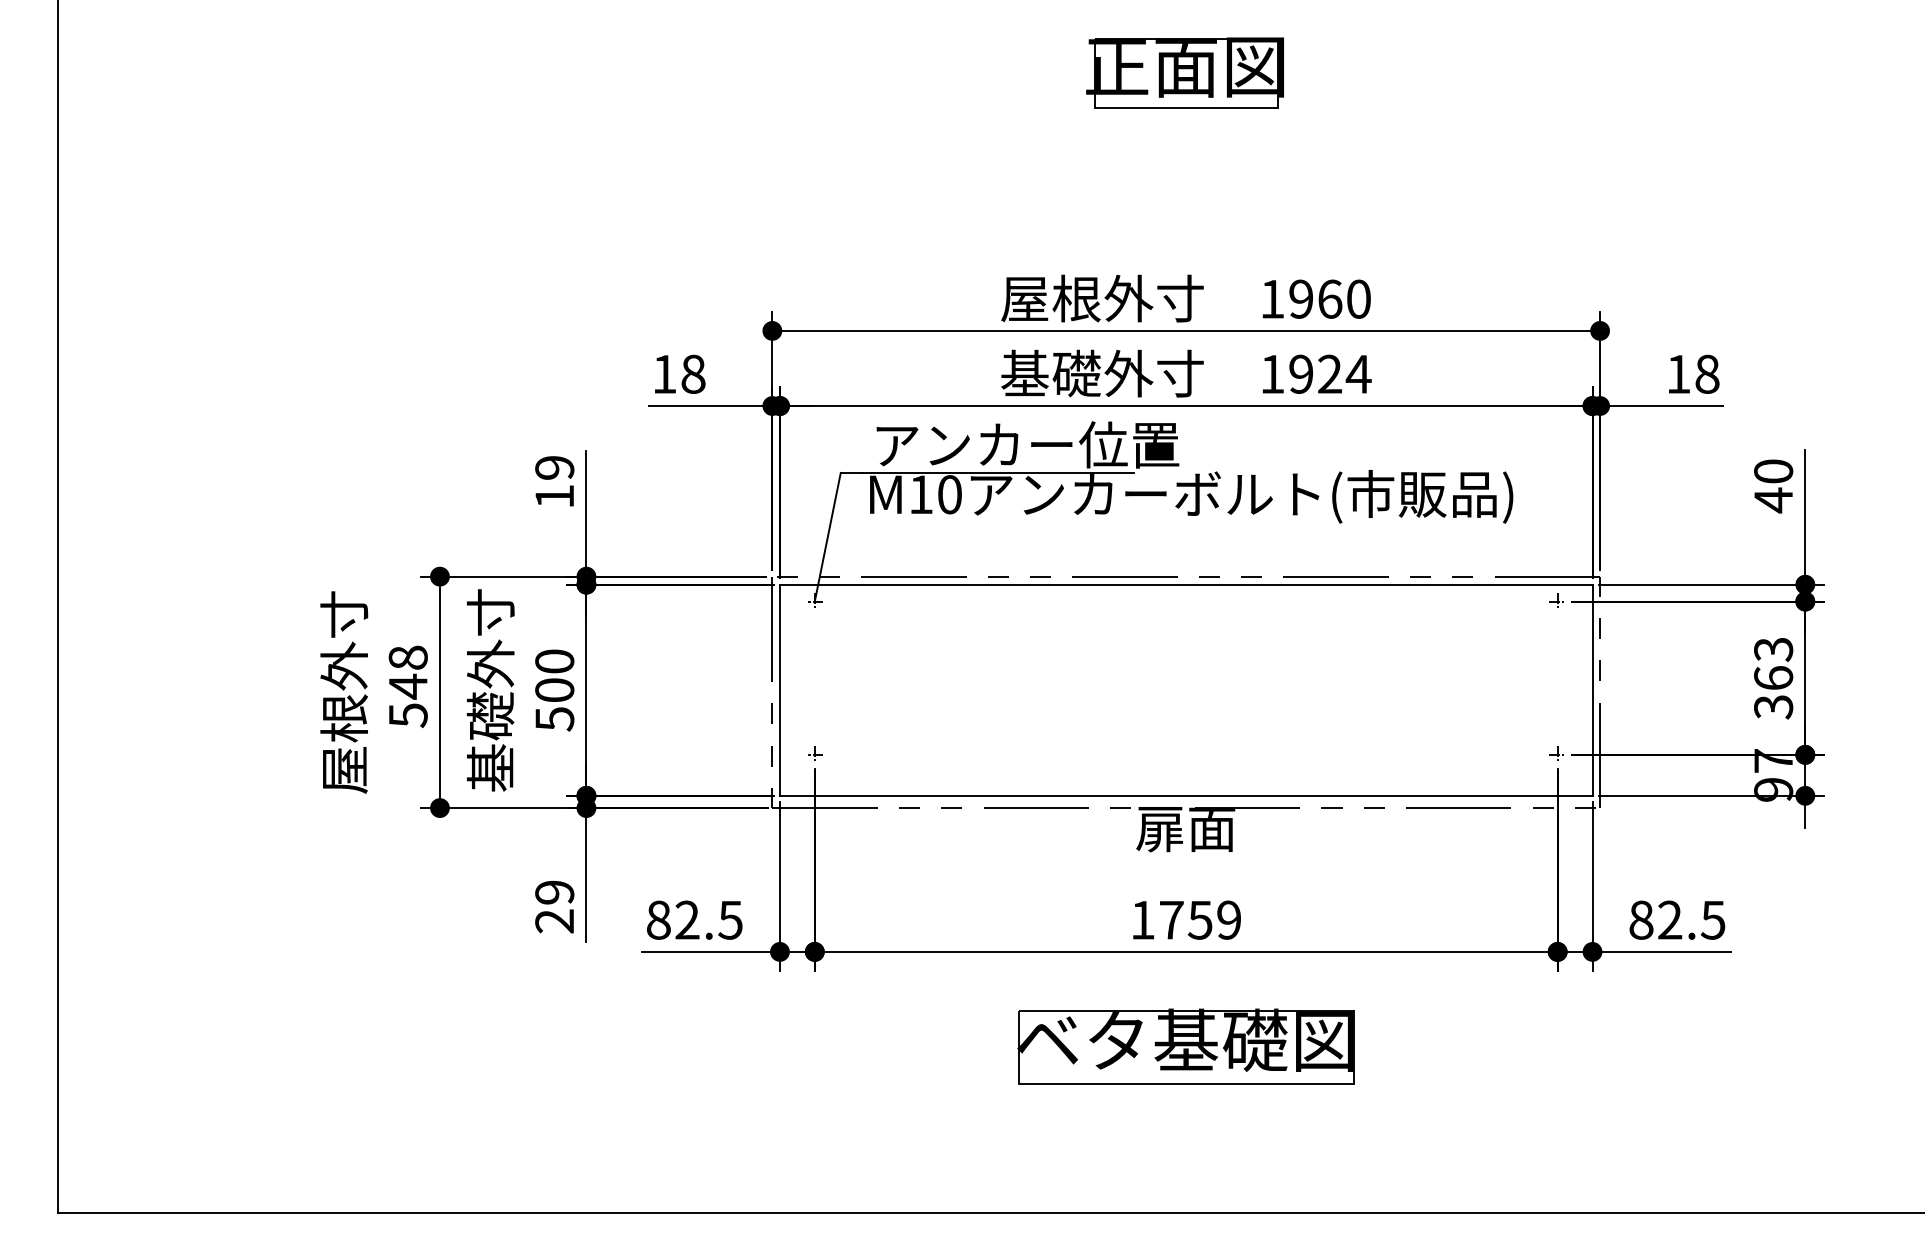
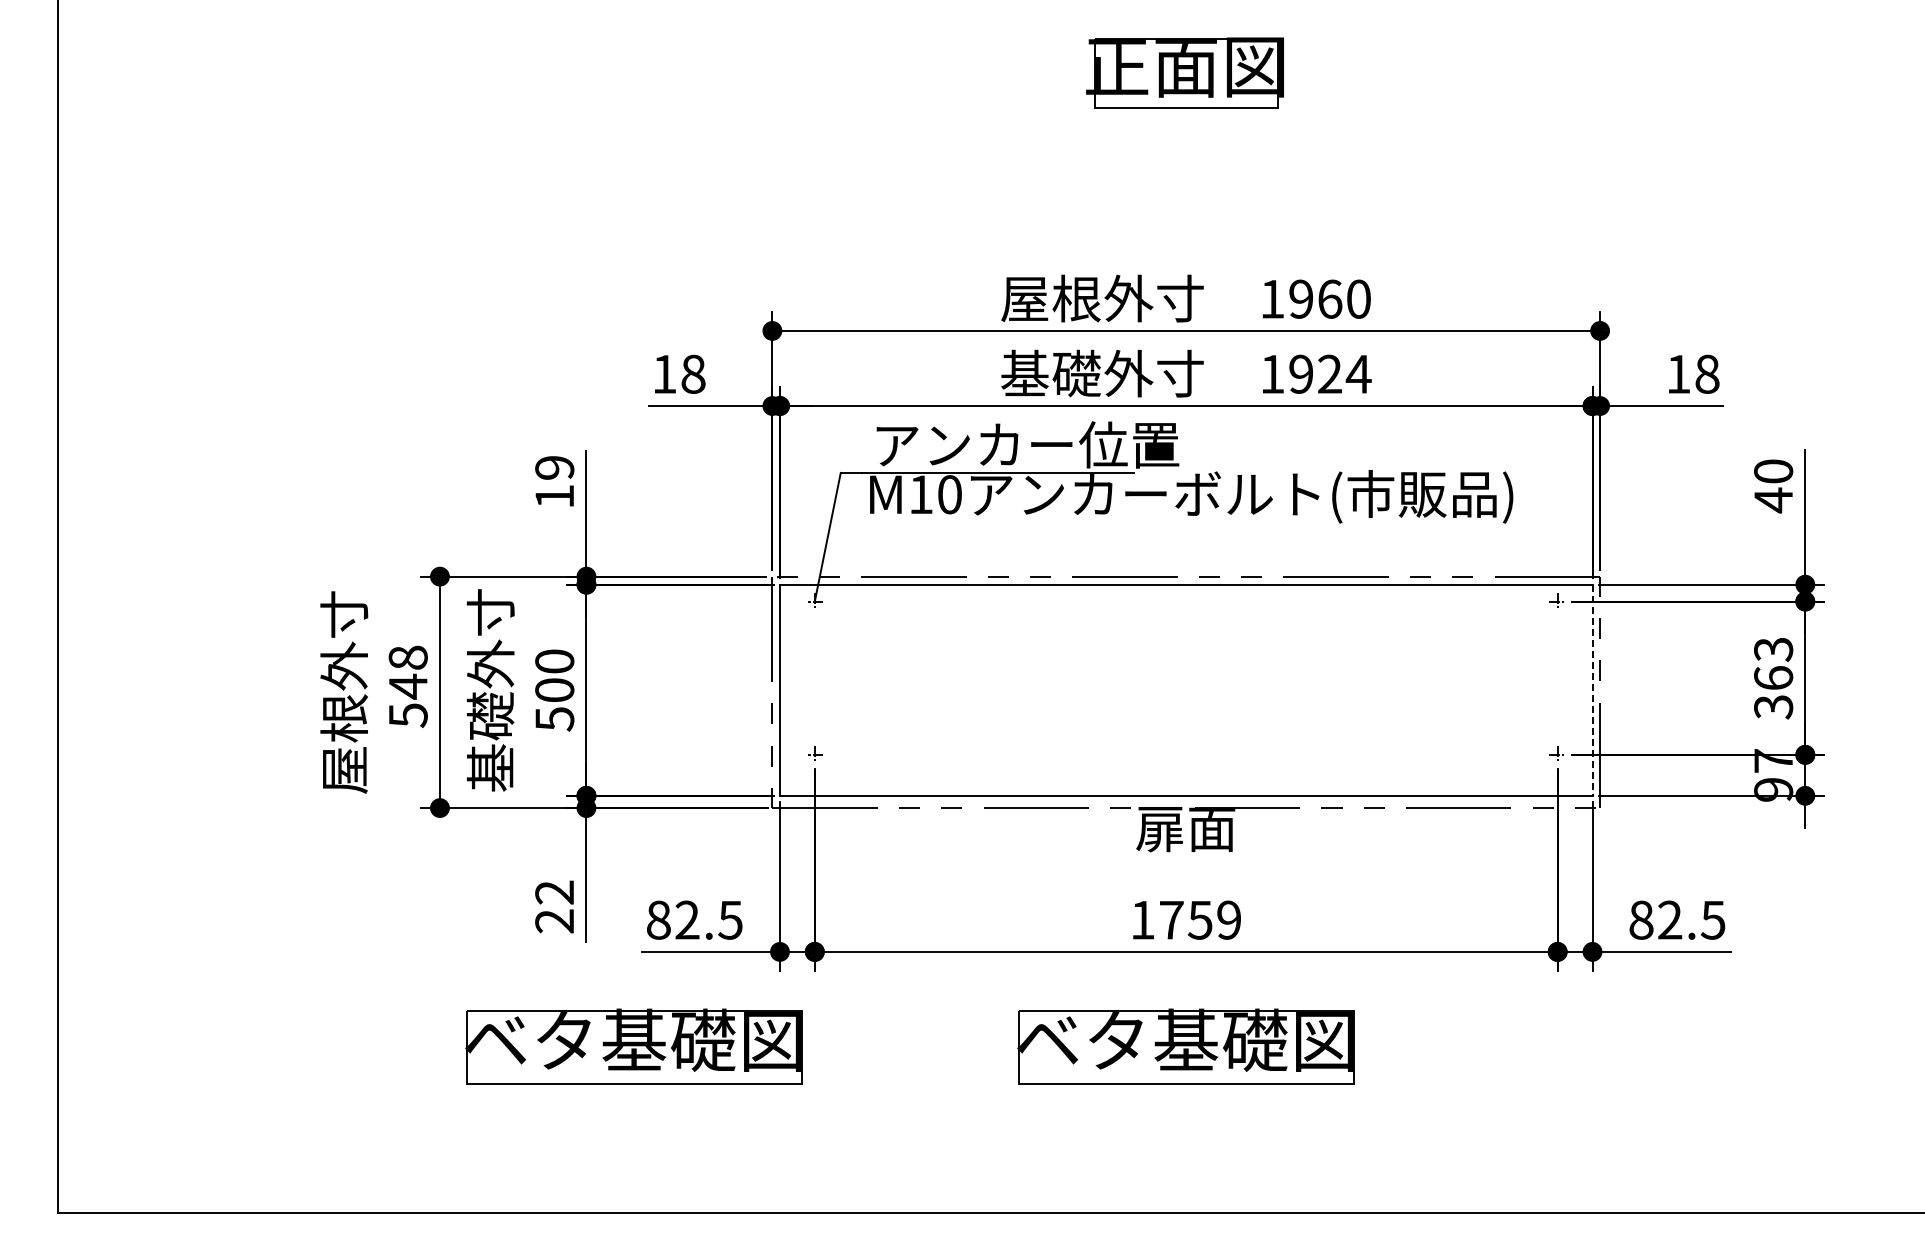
line: solid -> dashed (1592, 690)
text: 29 -> 22 (554, 892)
part: none -> present (633, 1046)
